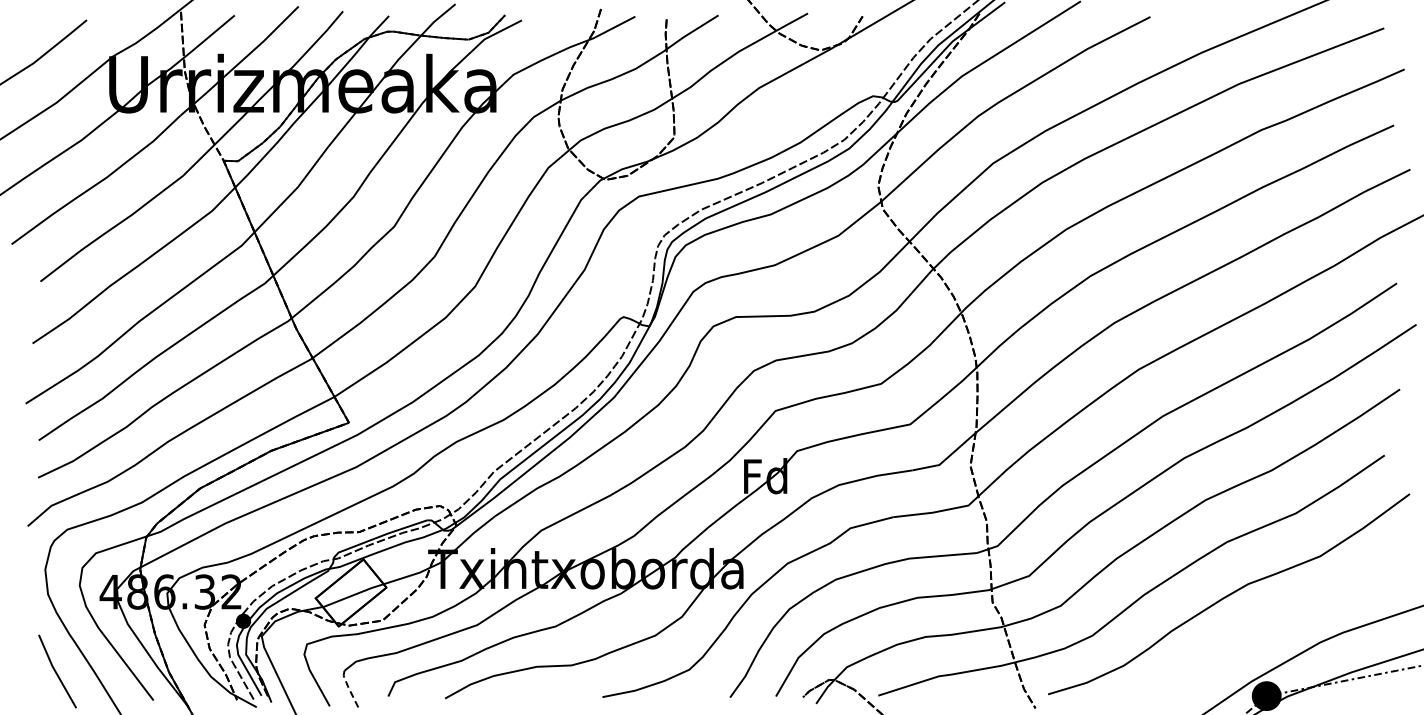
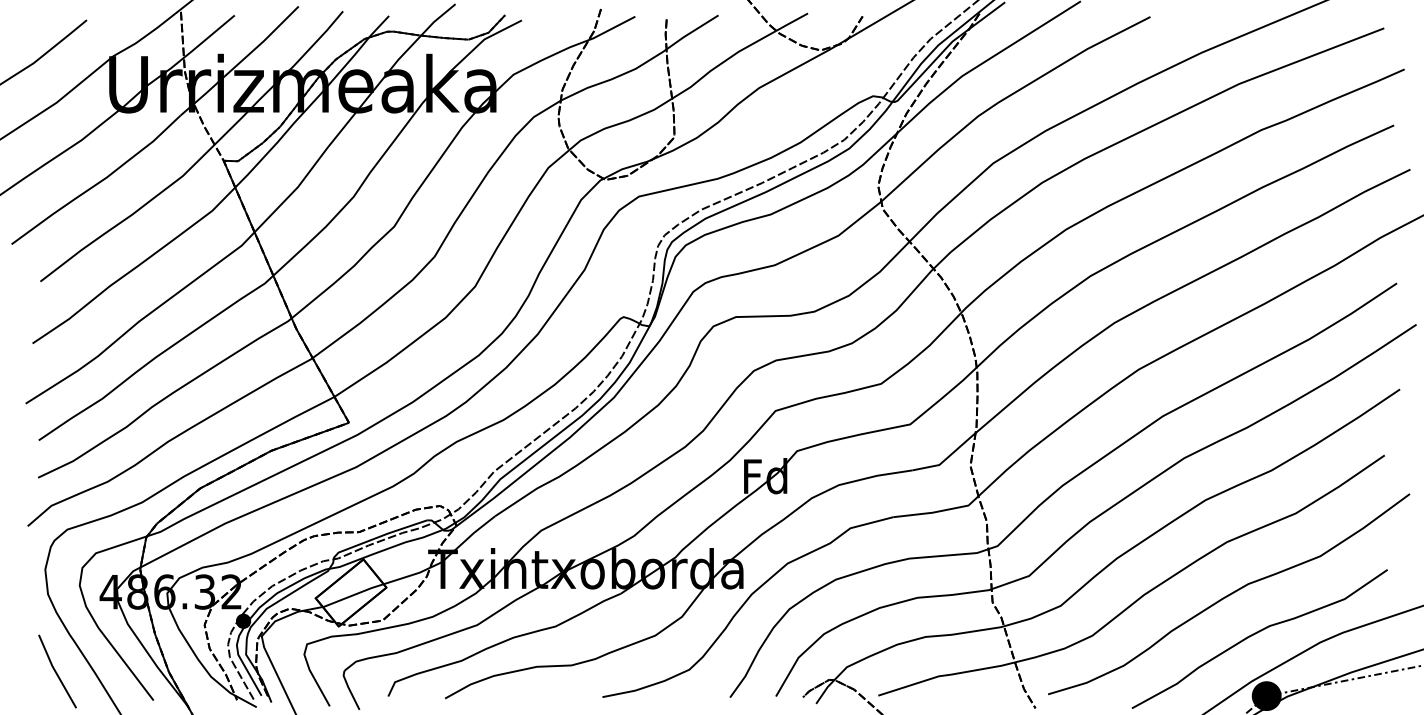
curve: none -> present (1257, 633)
line: dashed -> solid (349, 689)
